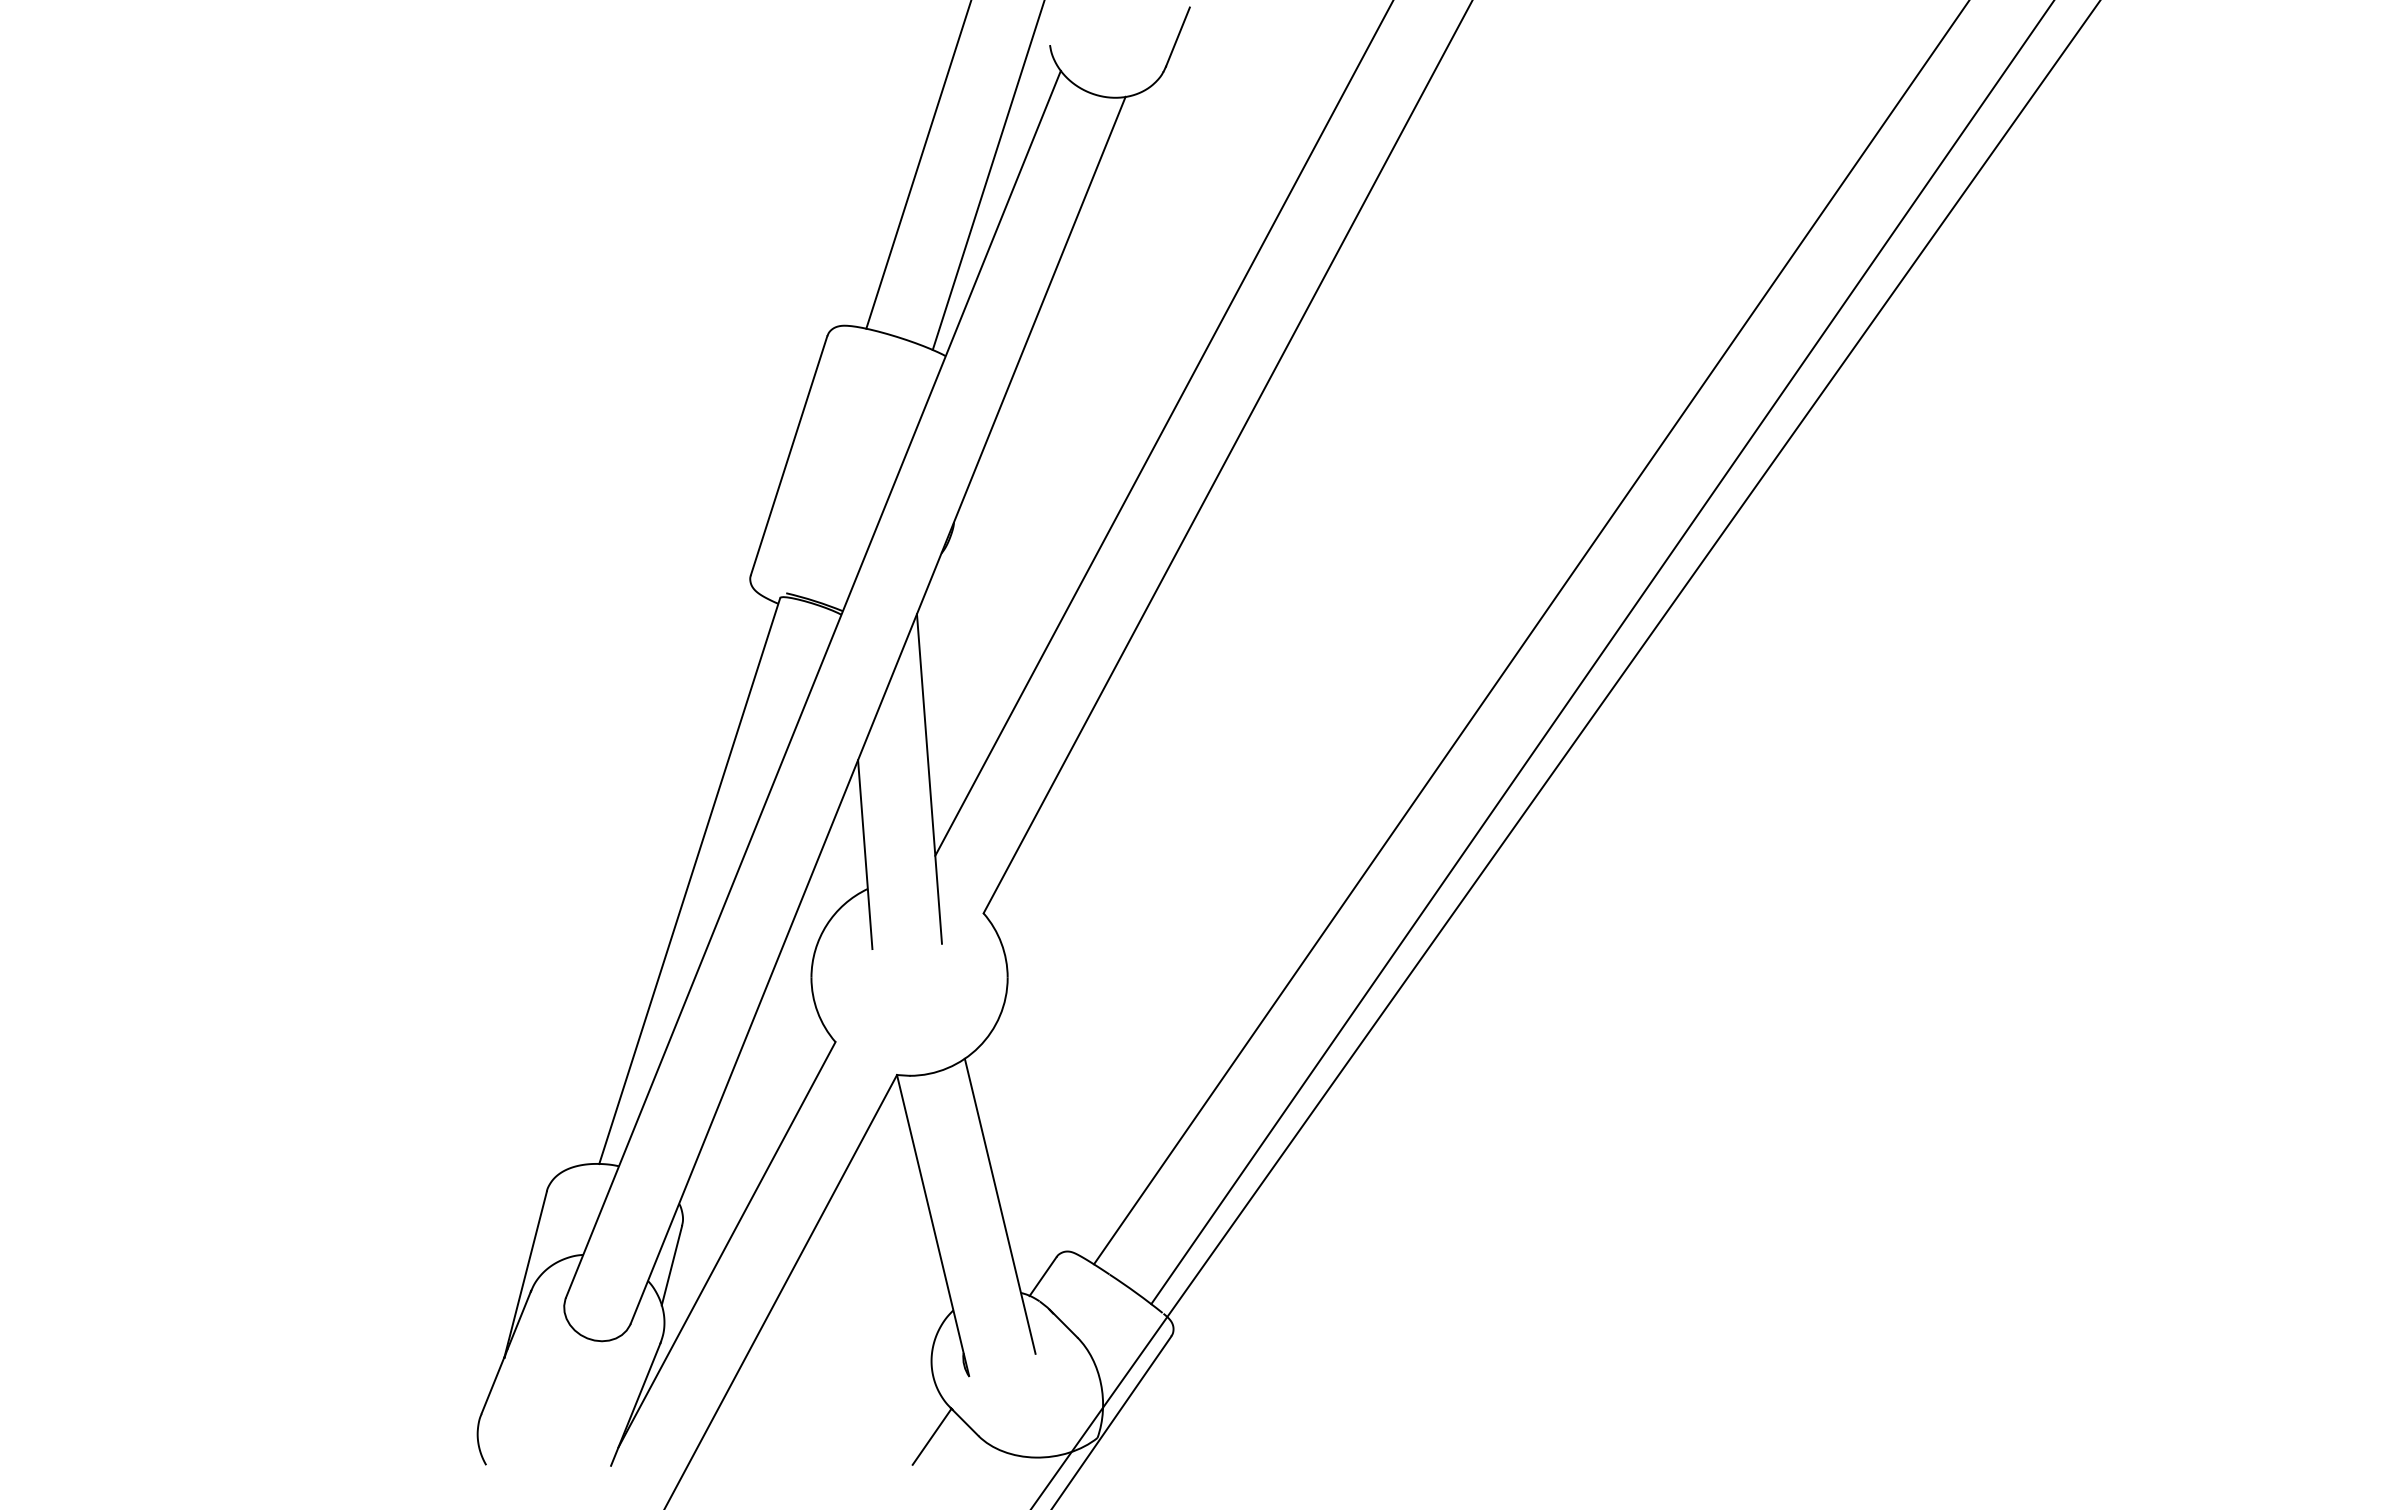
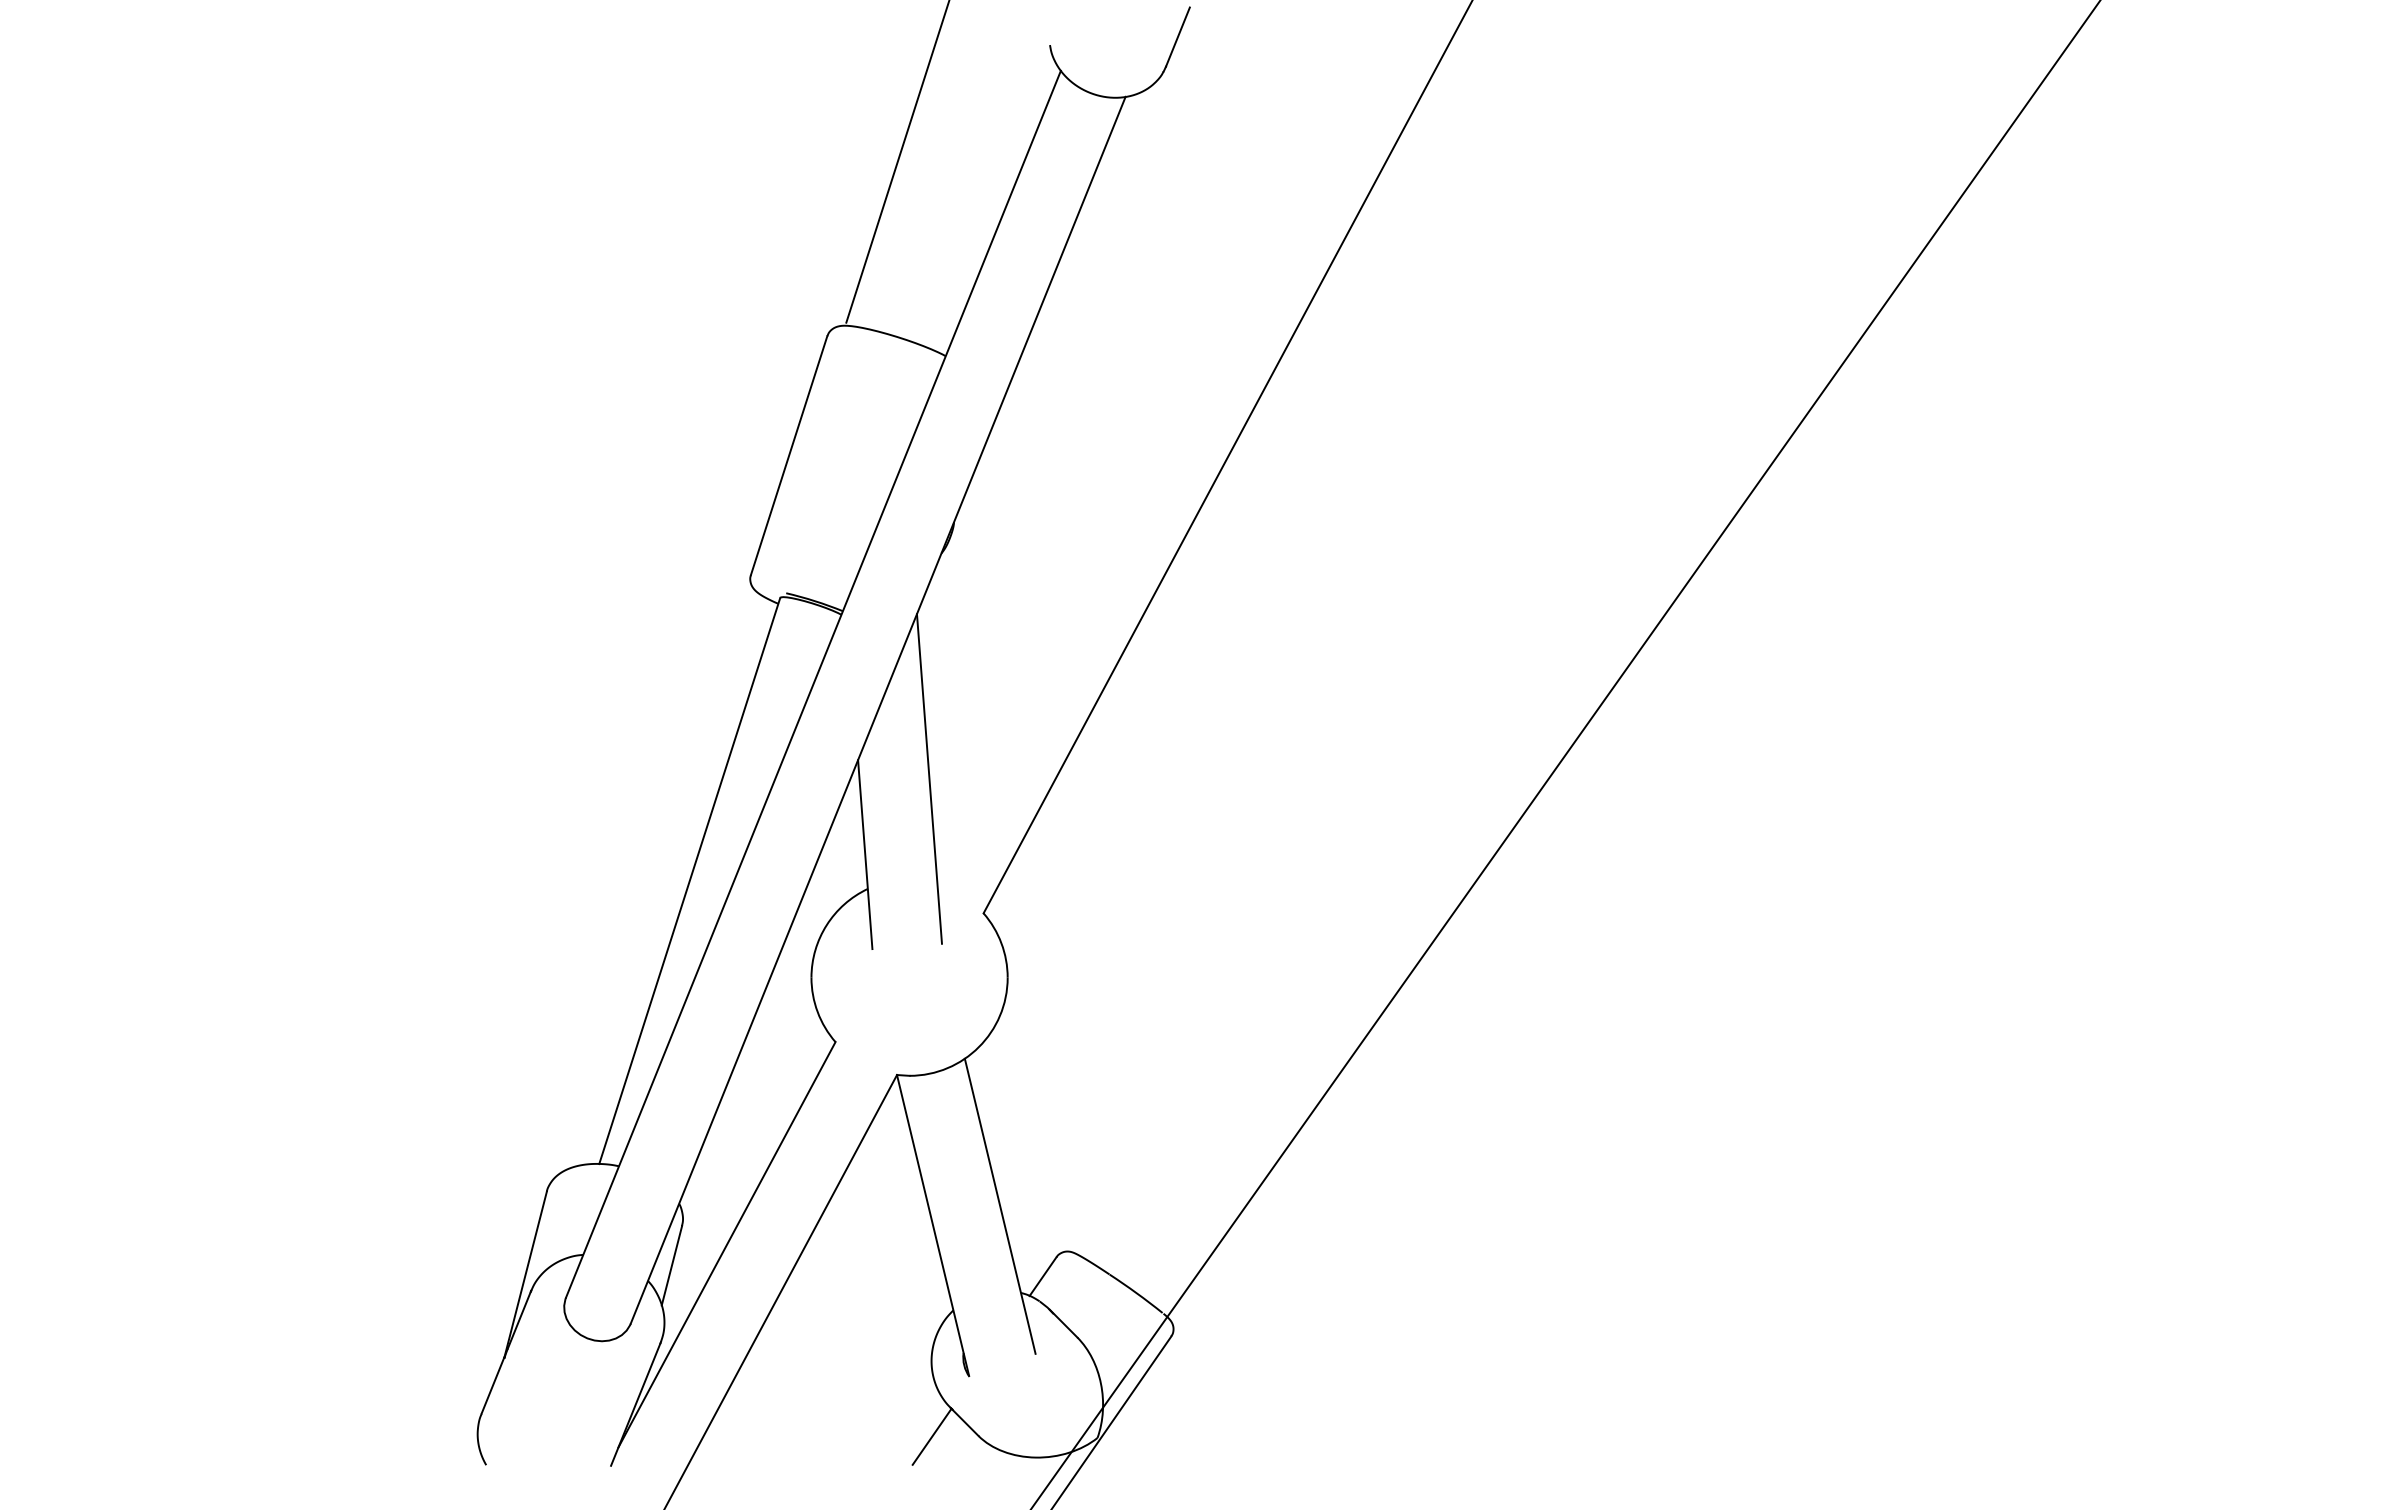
line position: (918, 165) -> (897, 162) (897, 162)
line: present -> none (987, 175)
line: present -> none (1163, 428)
line: present -> none (1531, 633)
line: present -> none (1601, 653)
